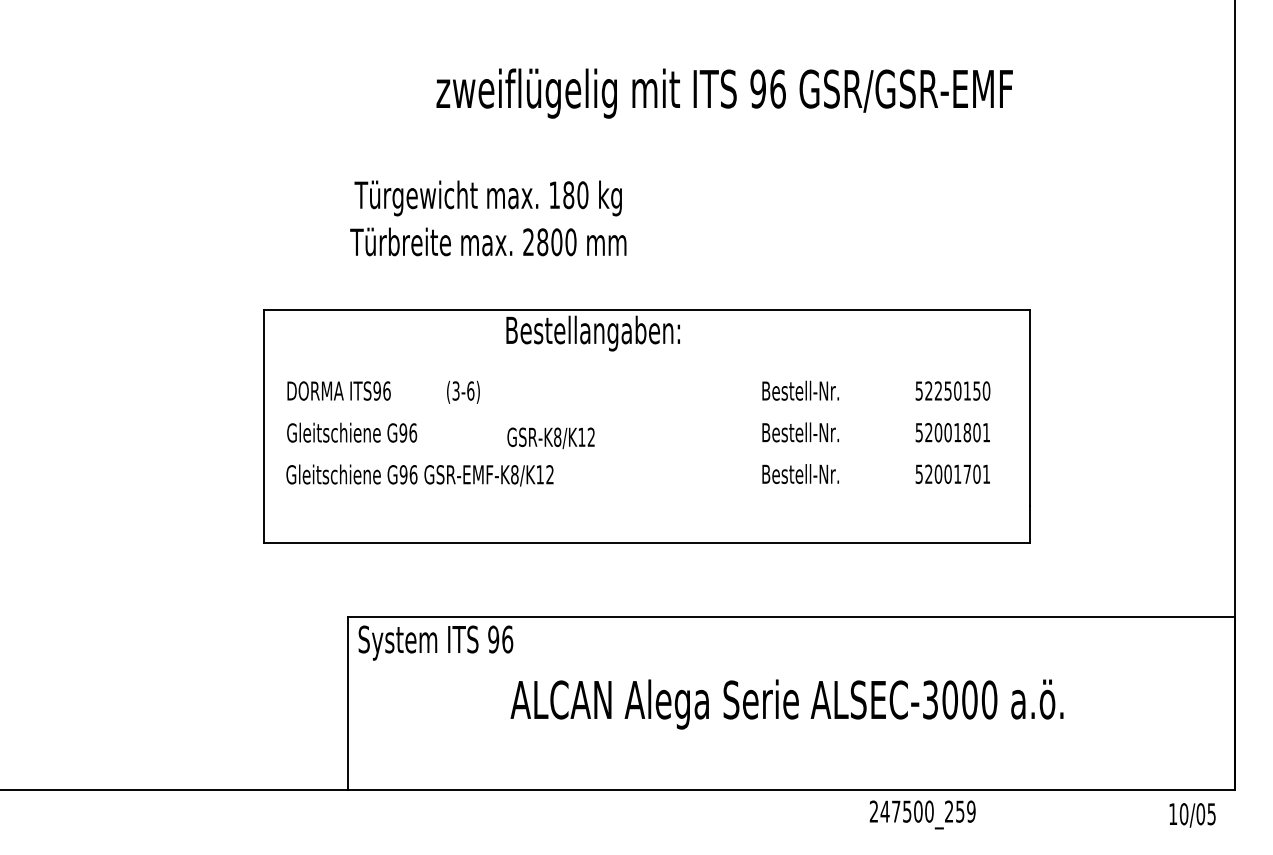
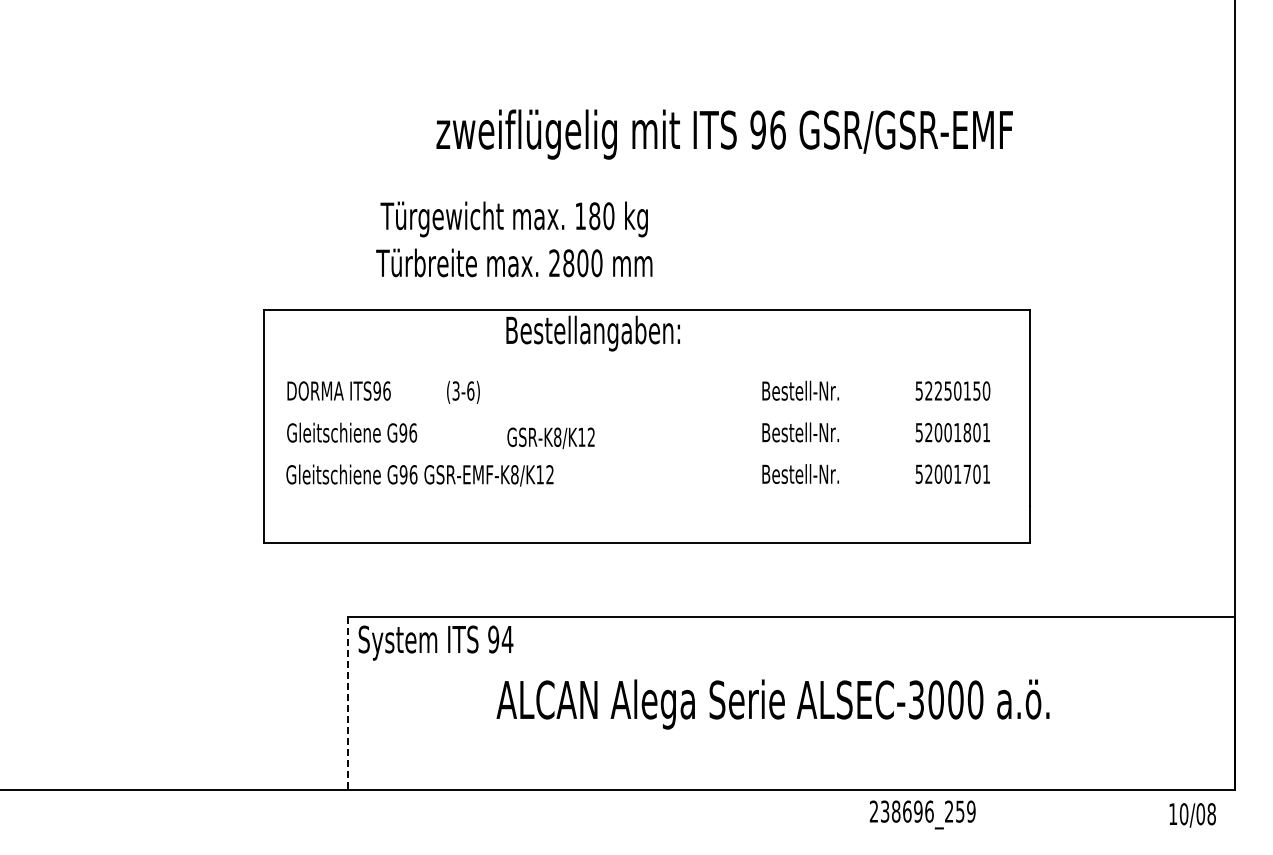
text position: (724, 93) -> (724, 134) (724, 134)
text position: (488, 218) -> (514, 239) (514, 239)
text: 96 -> 94 (507, 639)
line: solid -> dashed (348, 703)
text position: (786, 704) -> (772, 704) (772, 704)
text: 247500_259 -> 238696_259 (906, 811)
text: 10/05 -> 10/08 (1211, 814)
